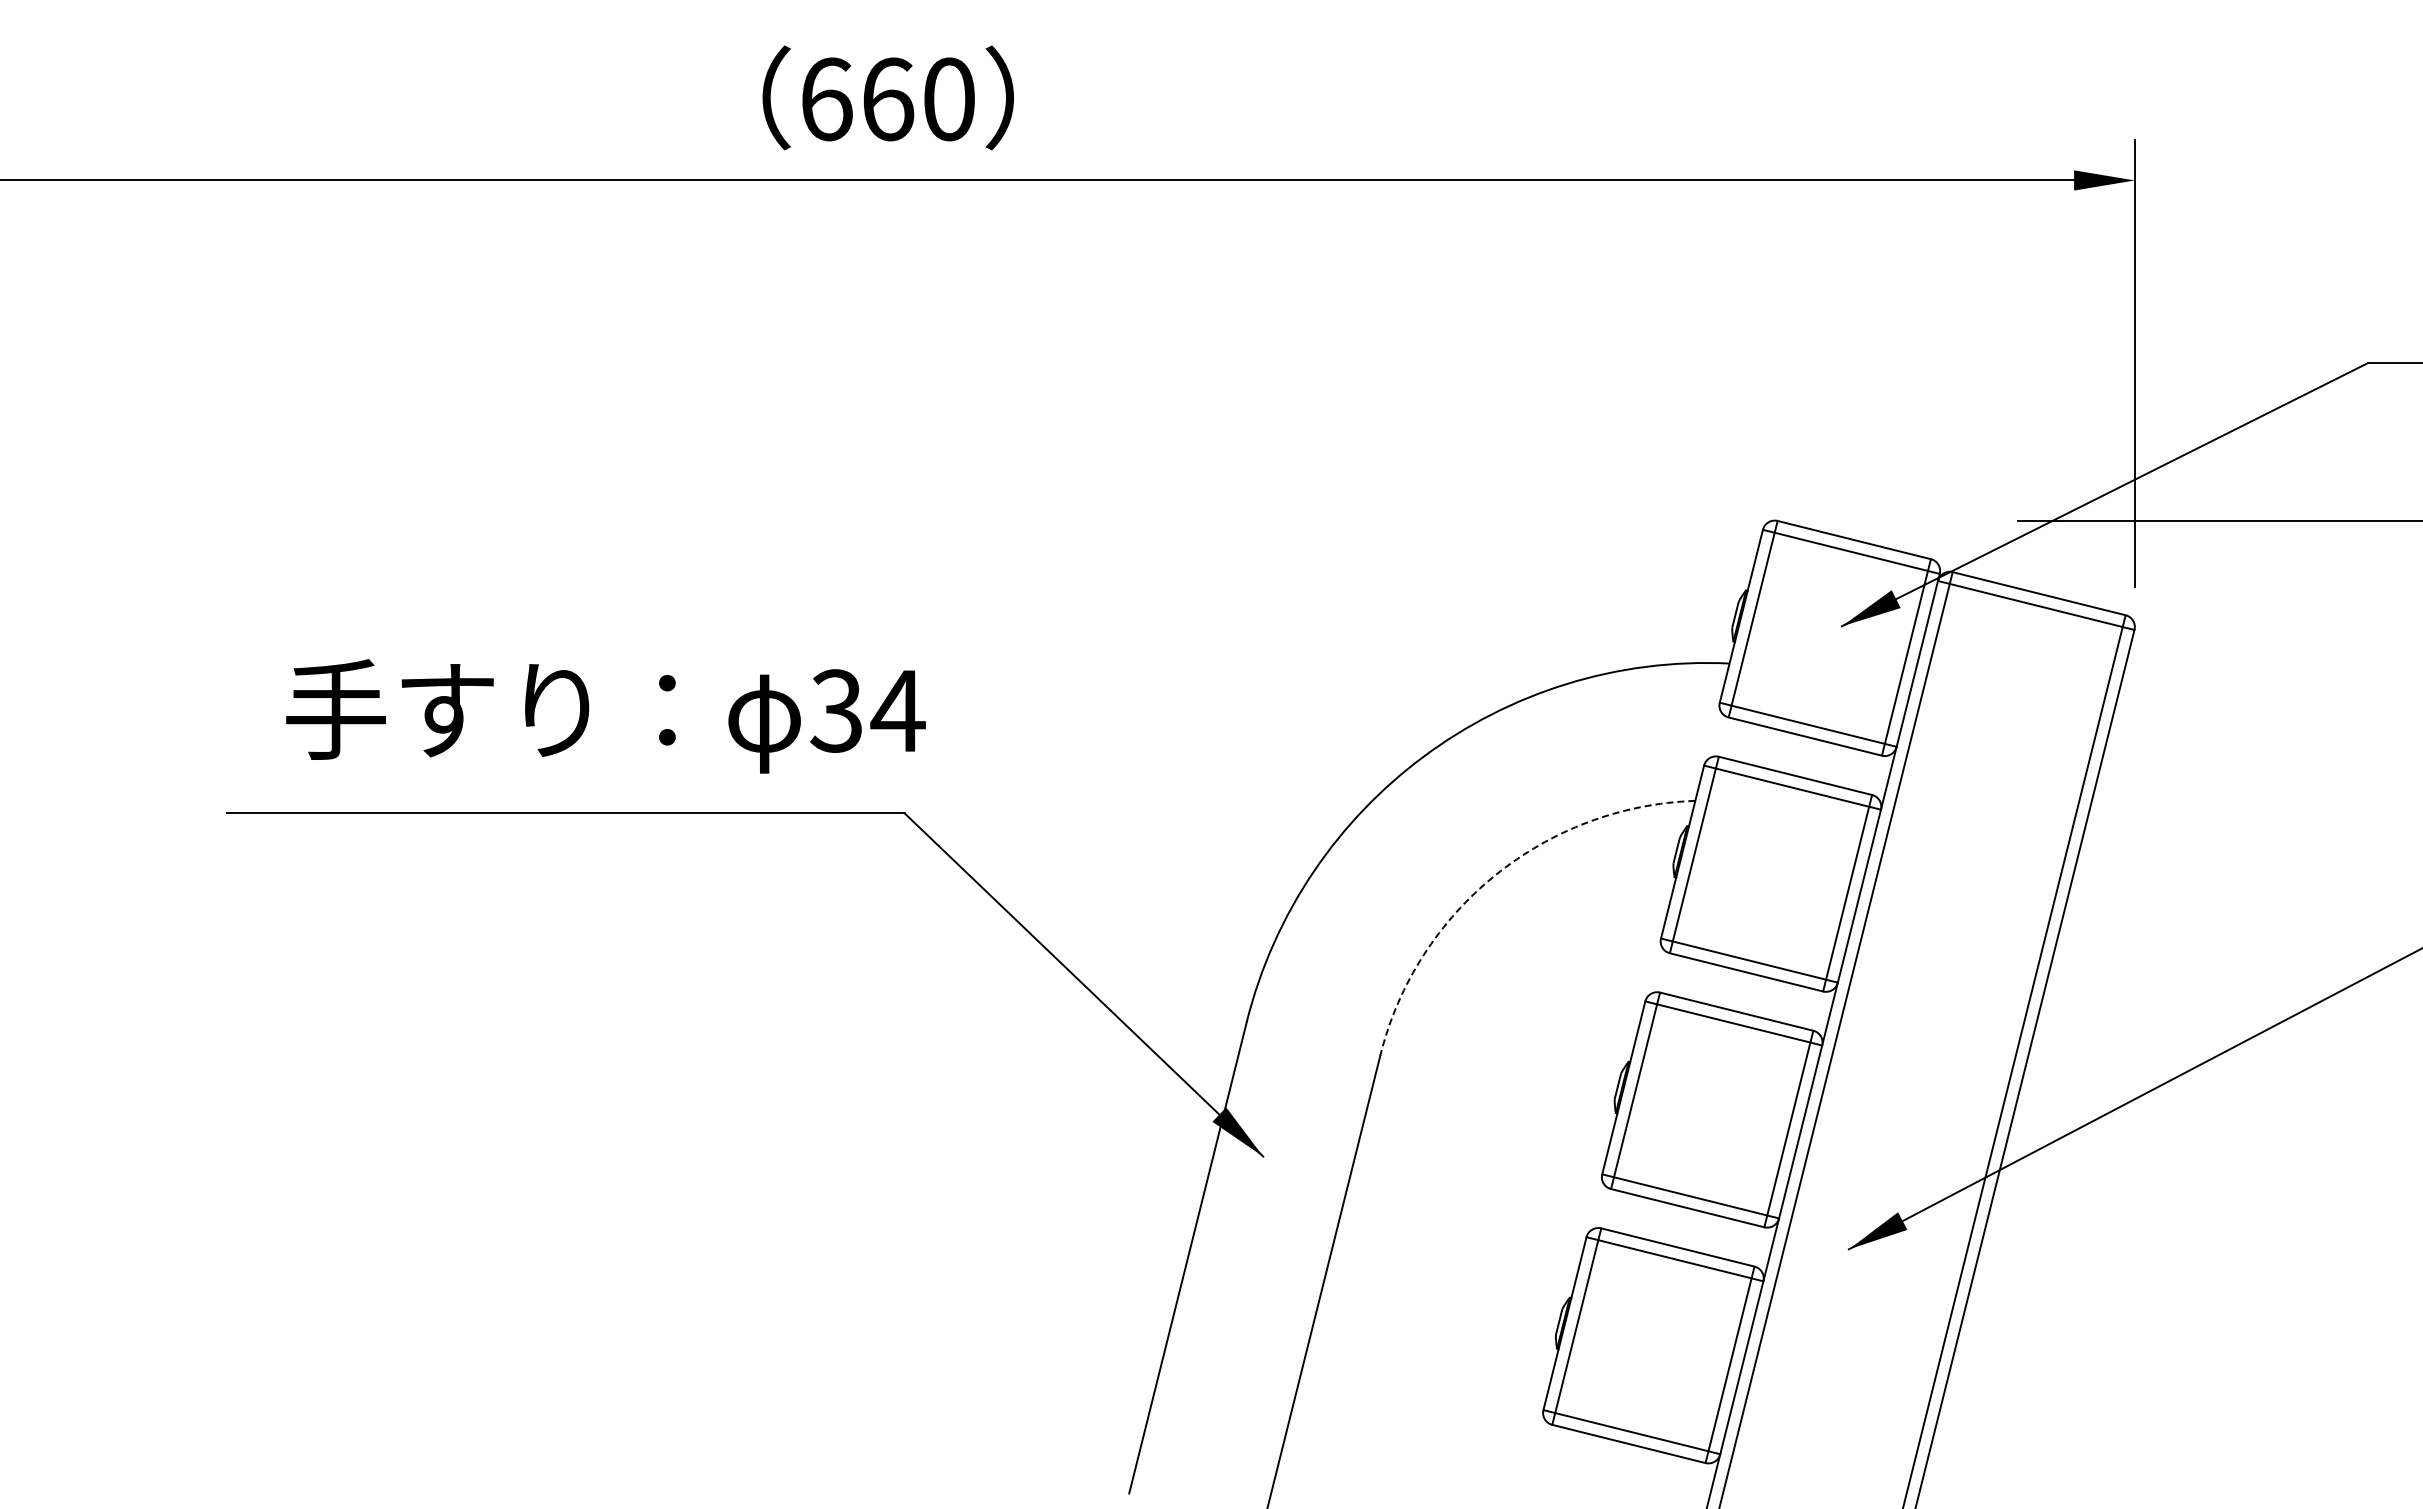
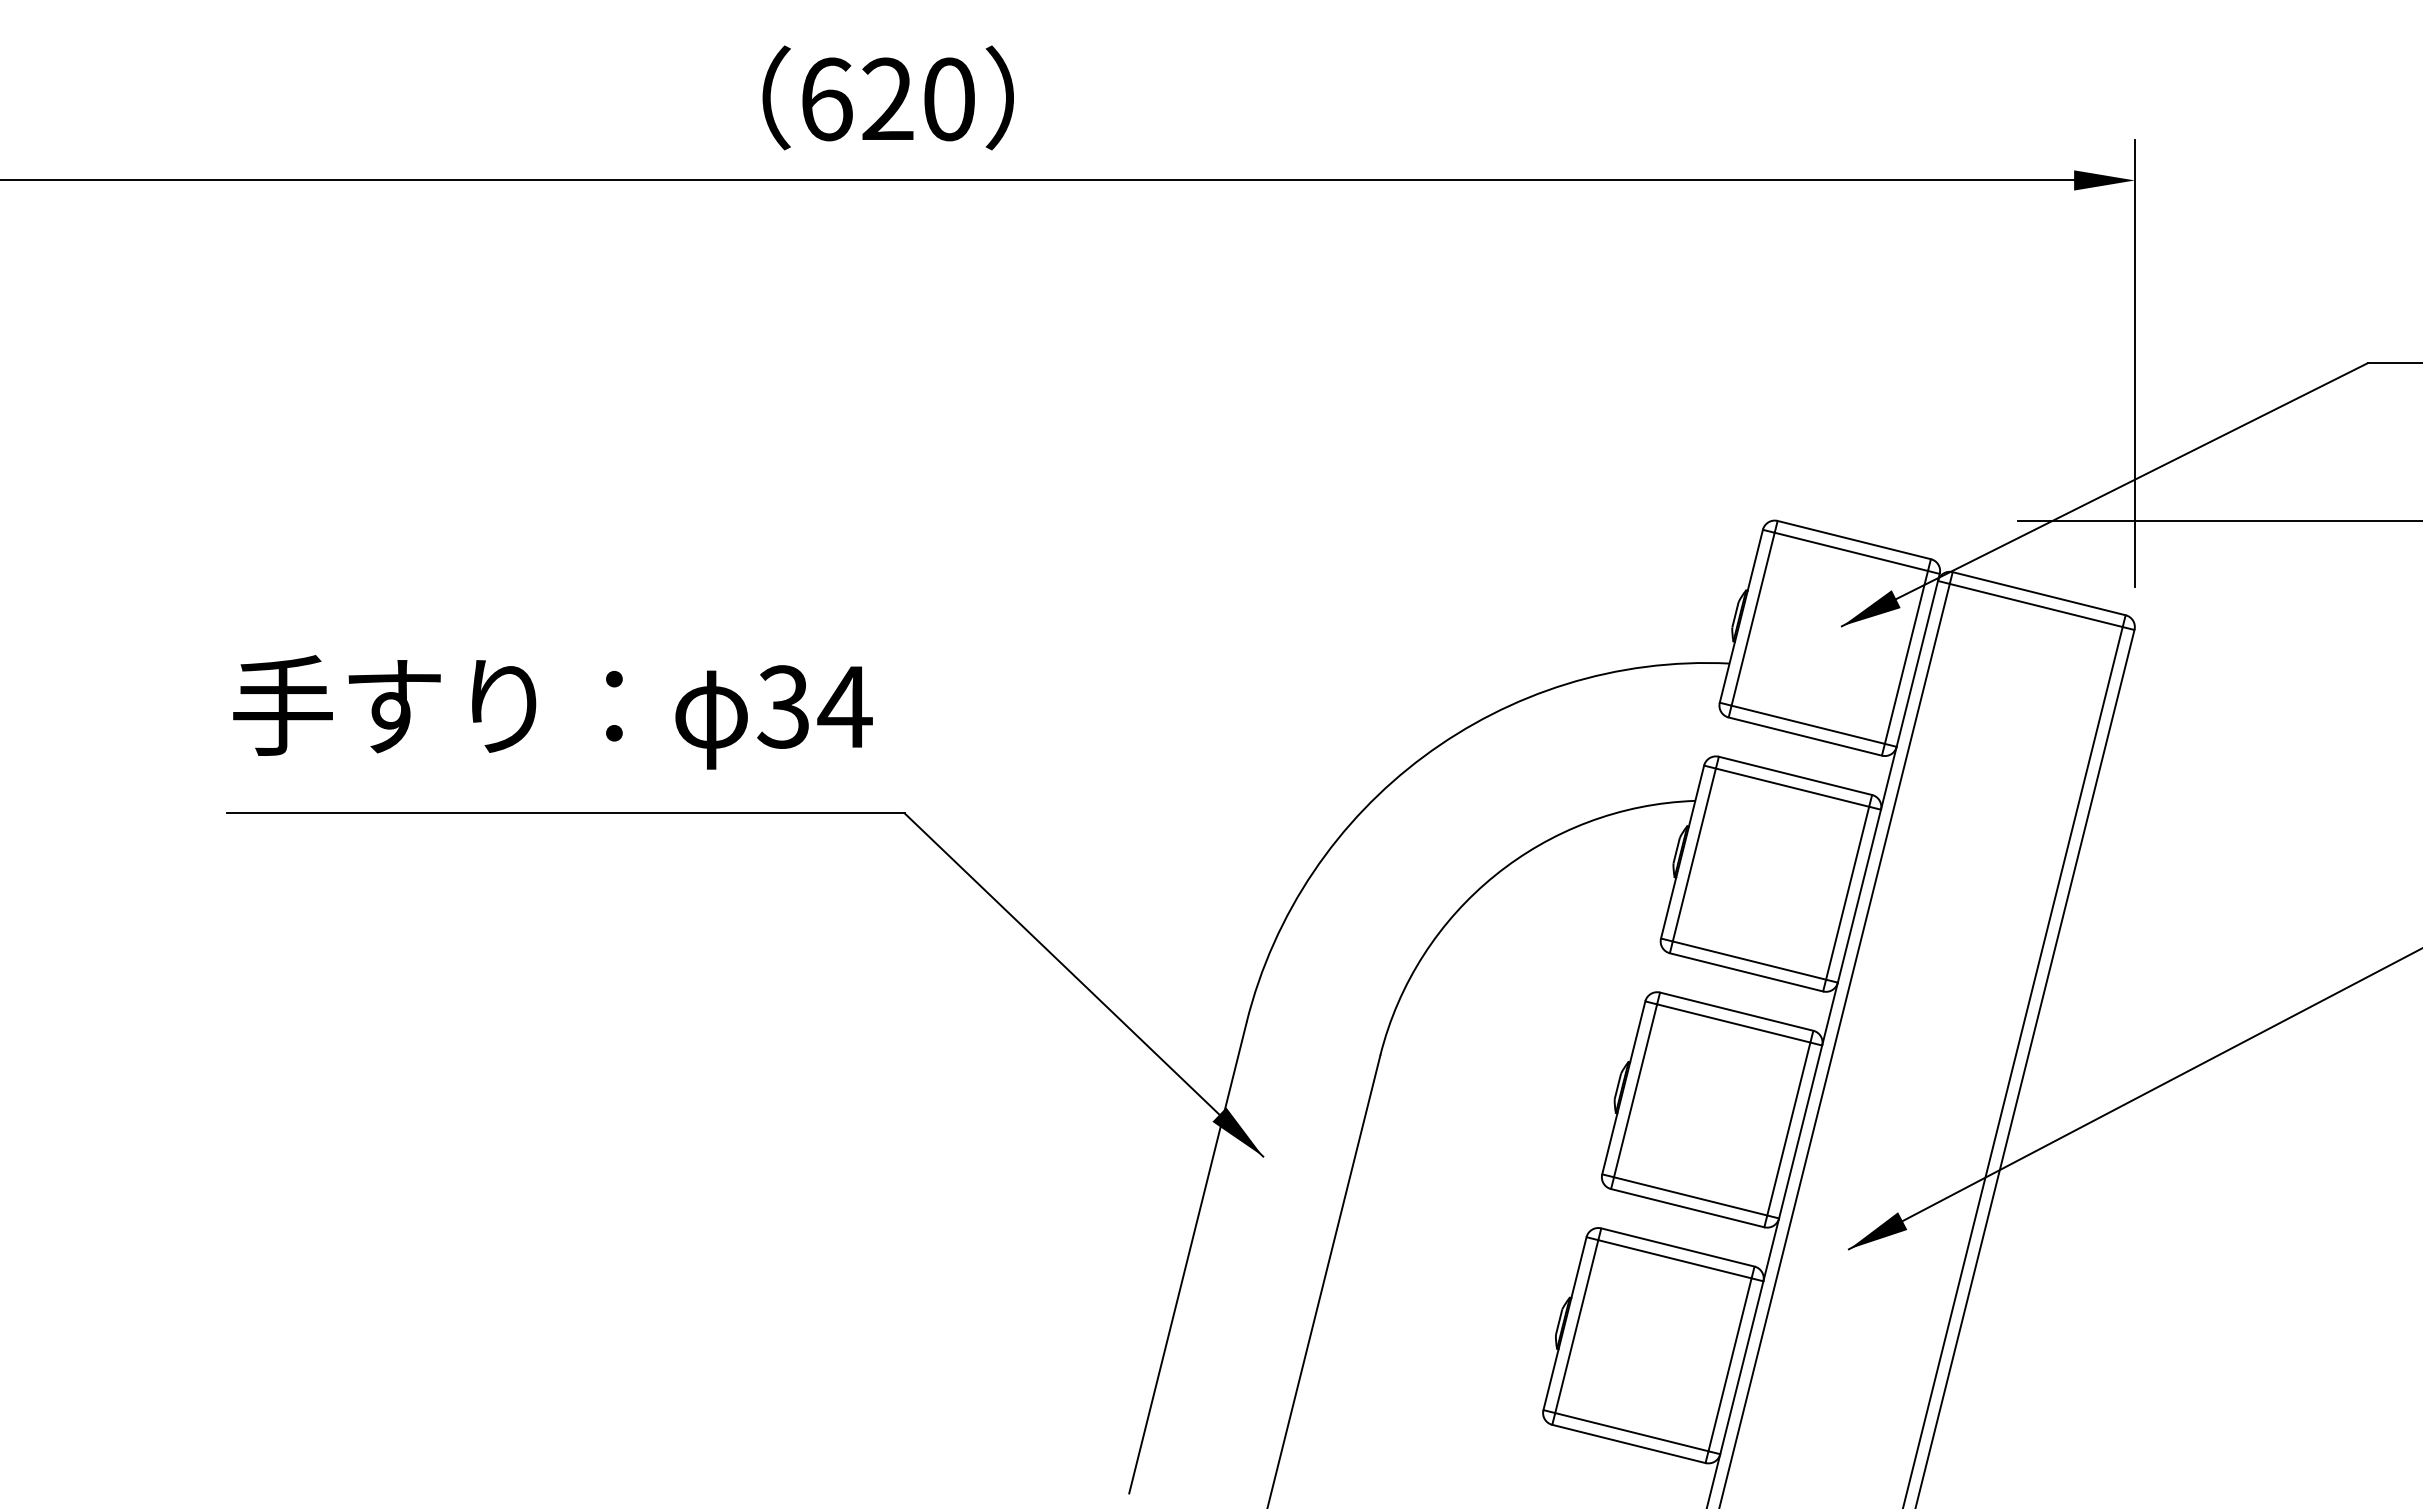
text: 660 -> 620 (888, 99)
text position: (605, 716) -> (552, 712) (552, 712)
arc: dashed -> solid (1495, 875)
